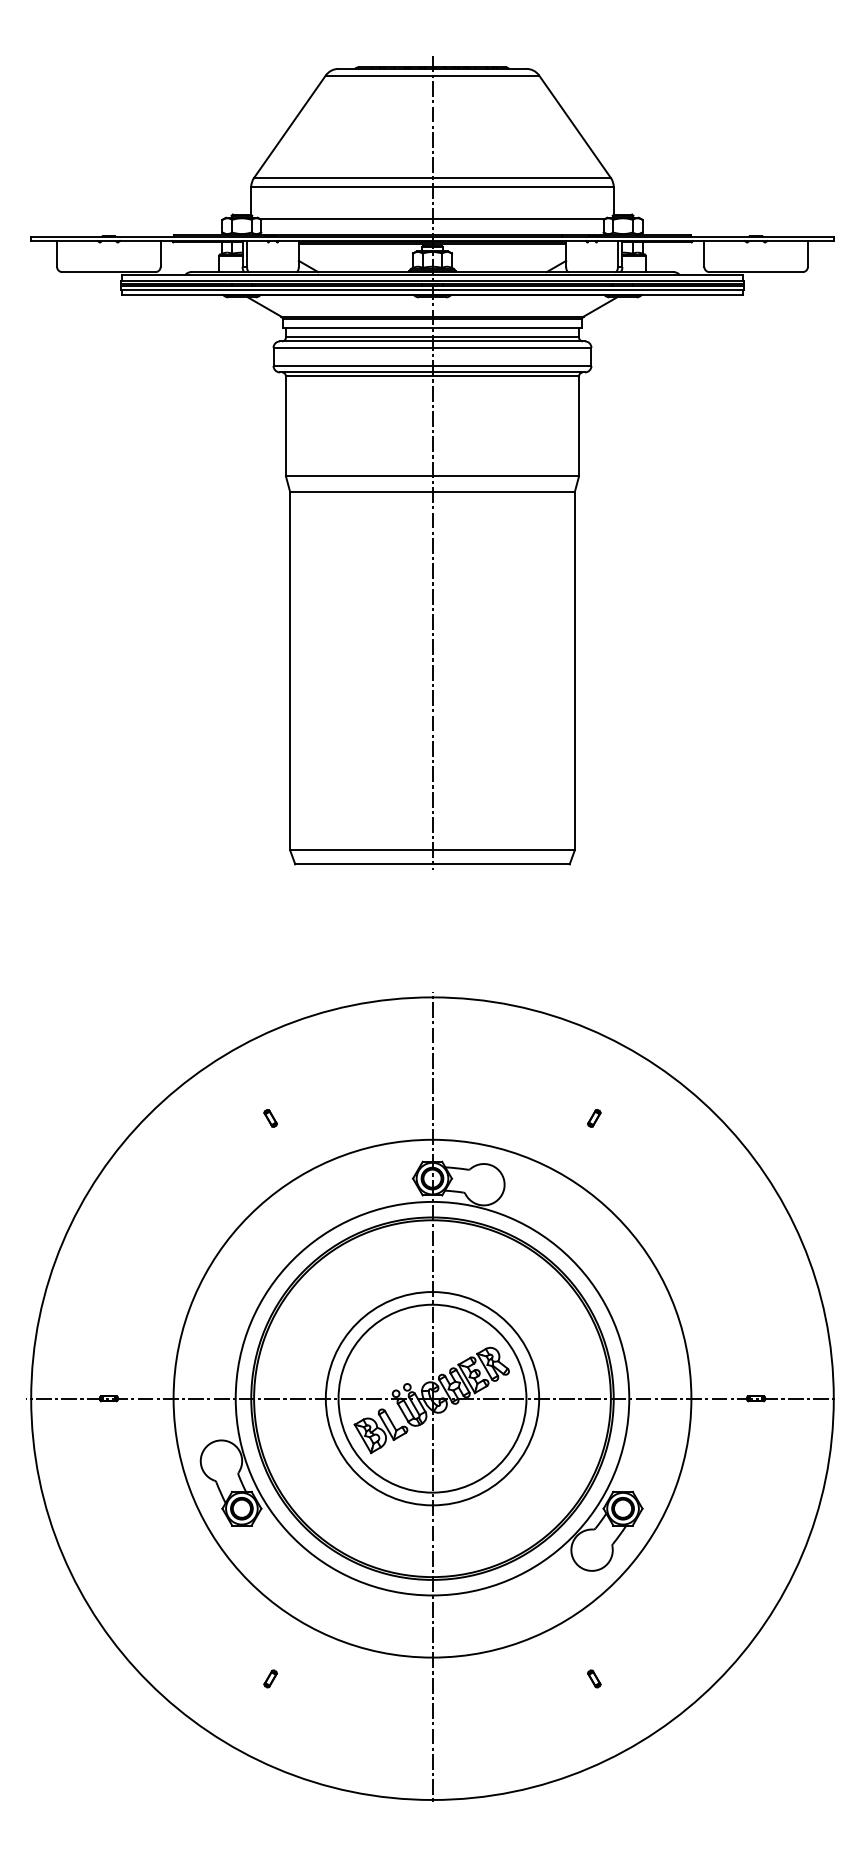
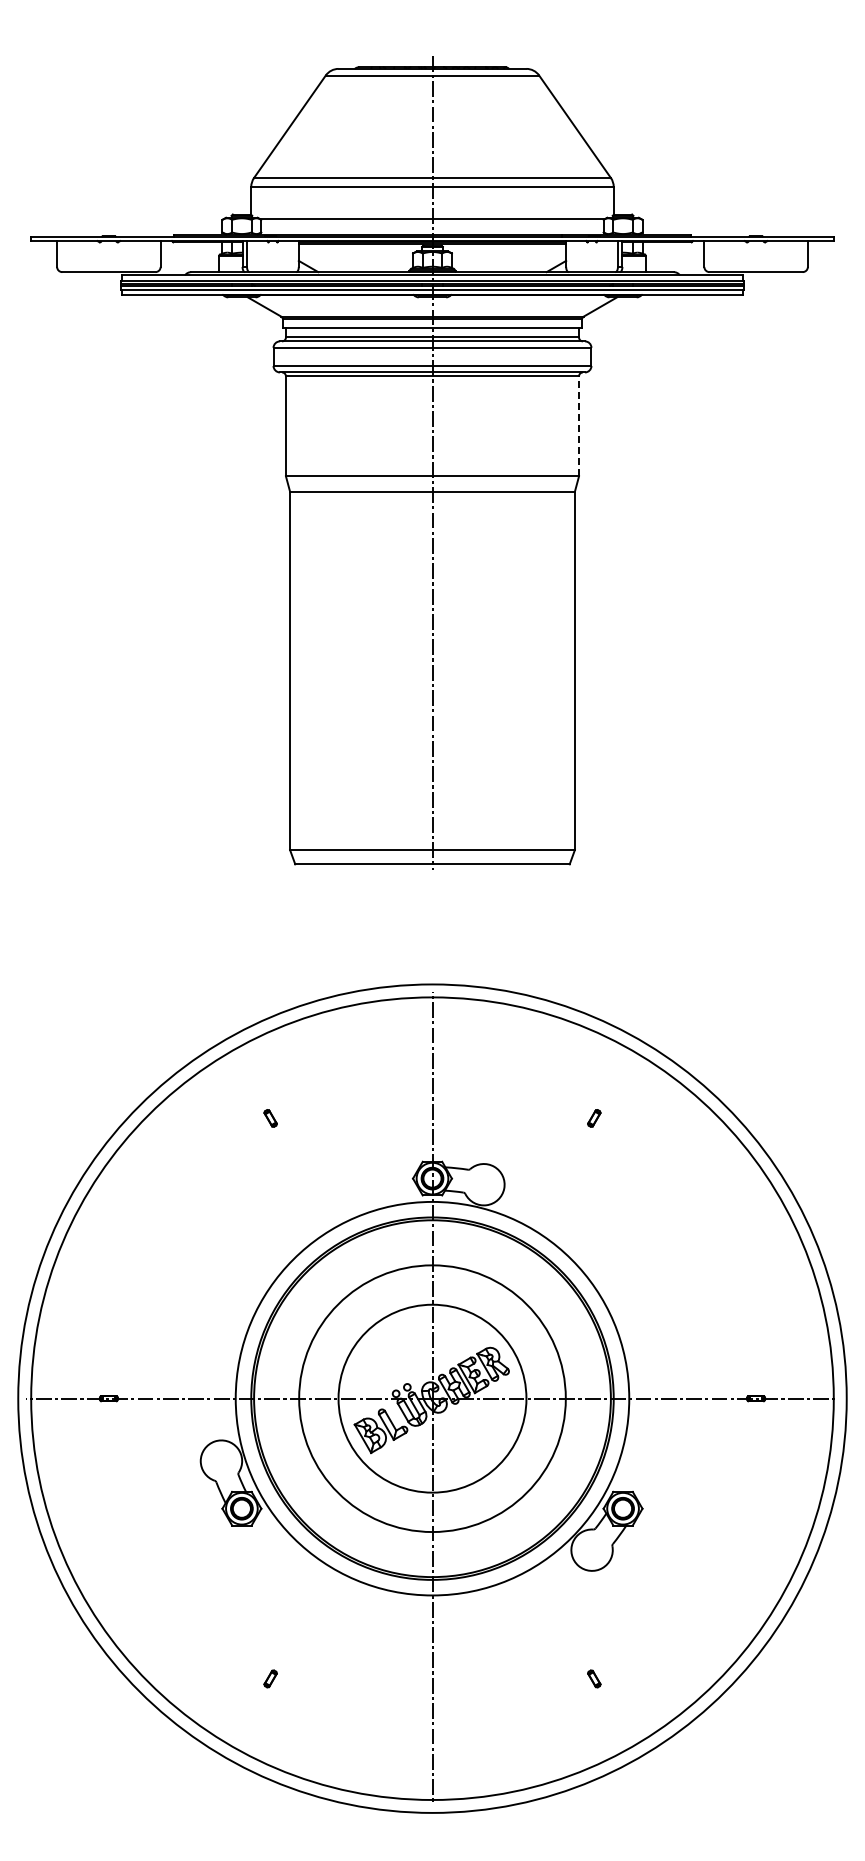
line: solid -> dashed (579, 425)
circle diameter: 213 px -> 267 px (432, 1398)
circle diameter: 518 px -> 828 px (432, 1398)
